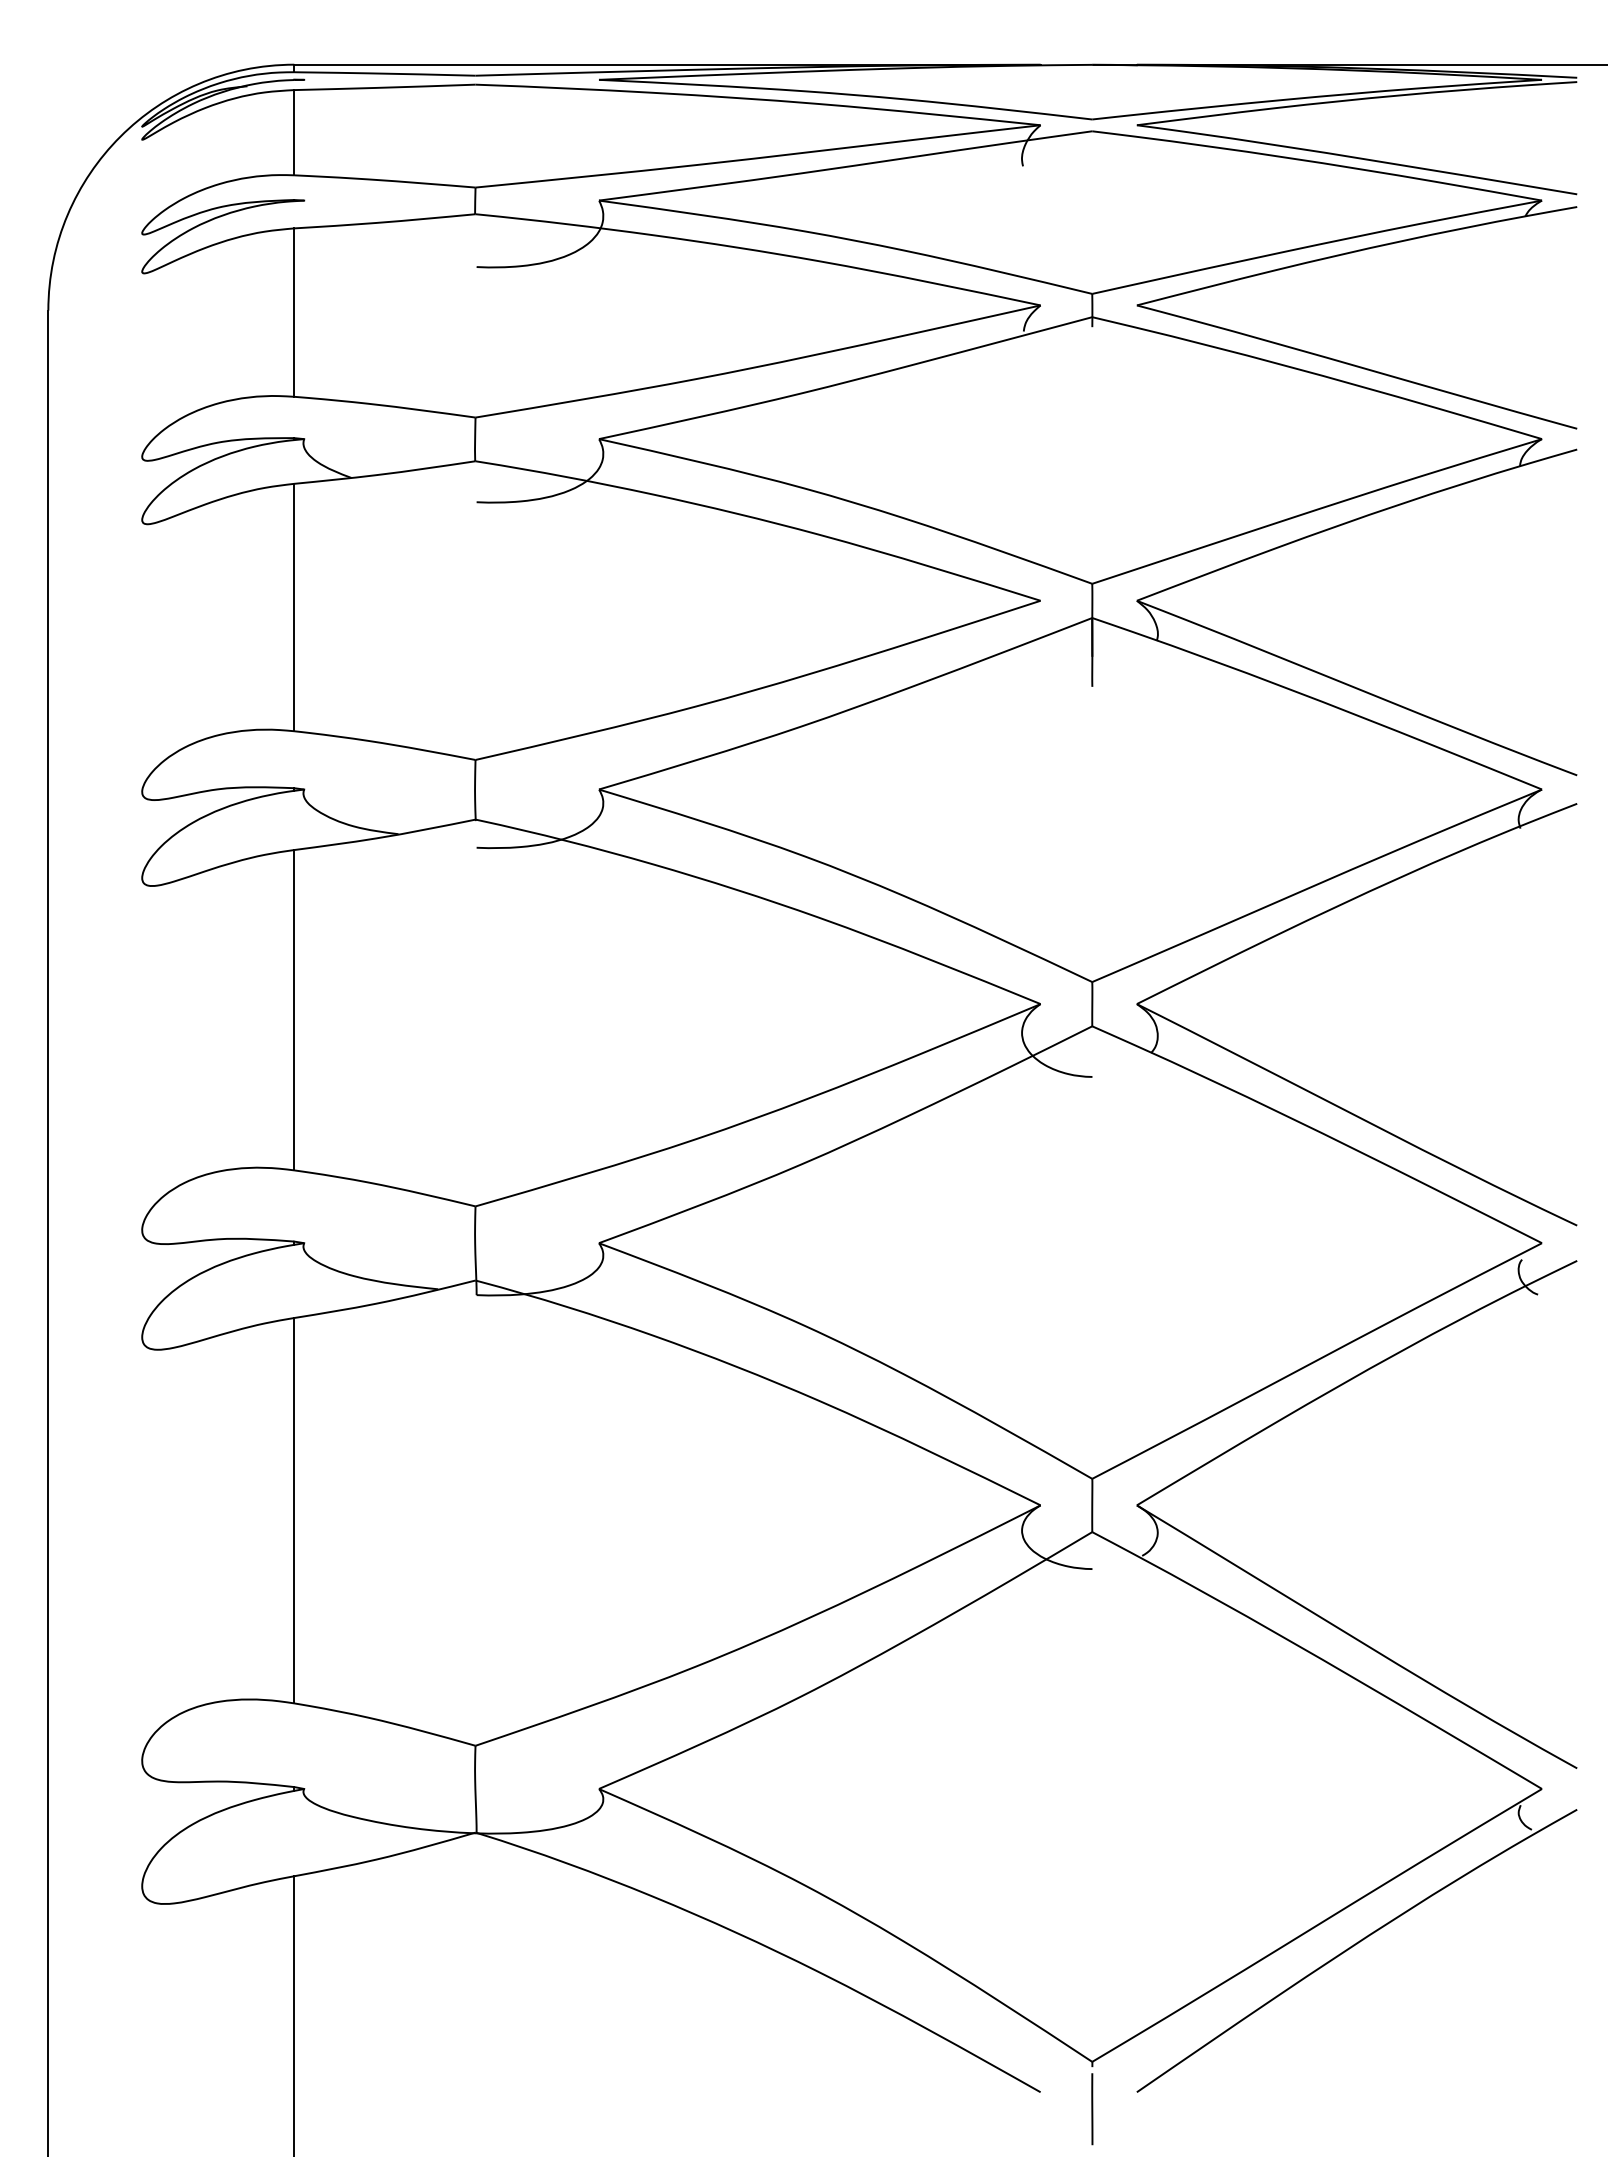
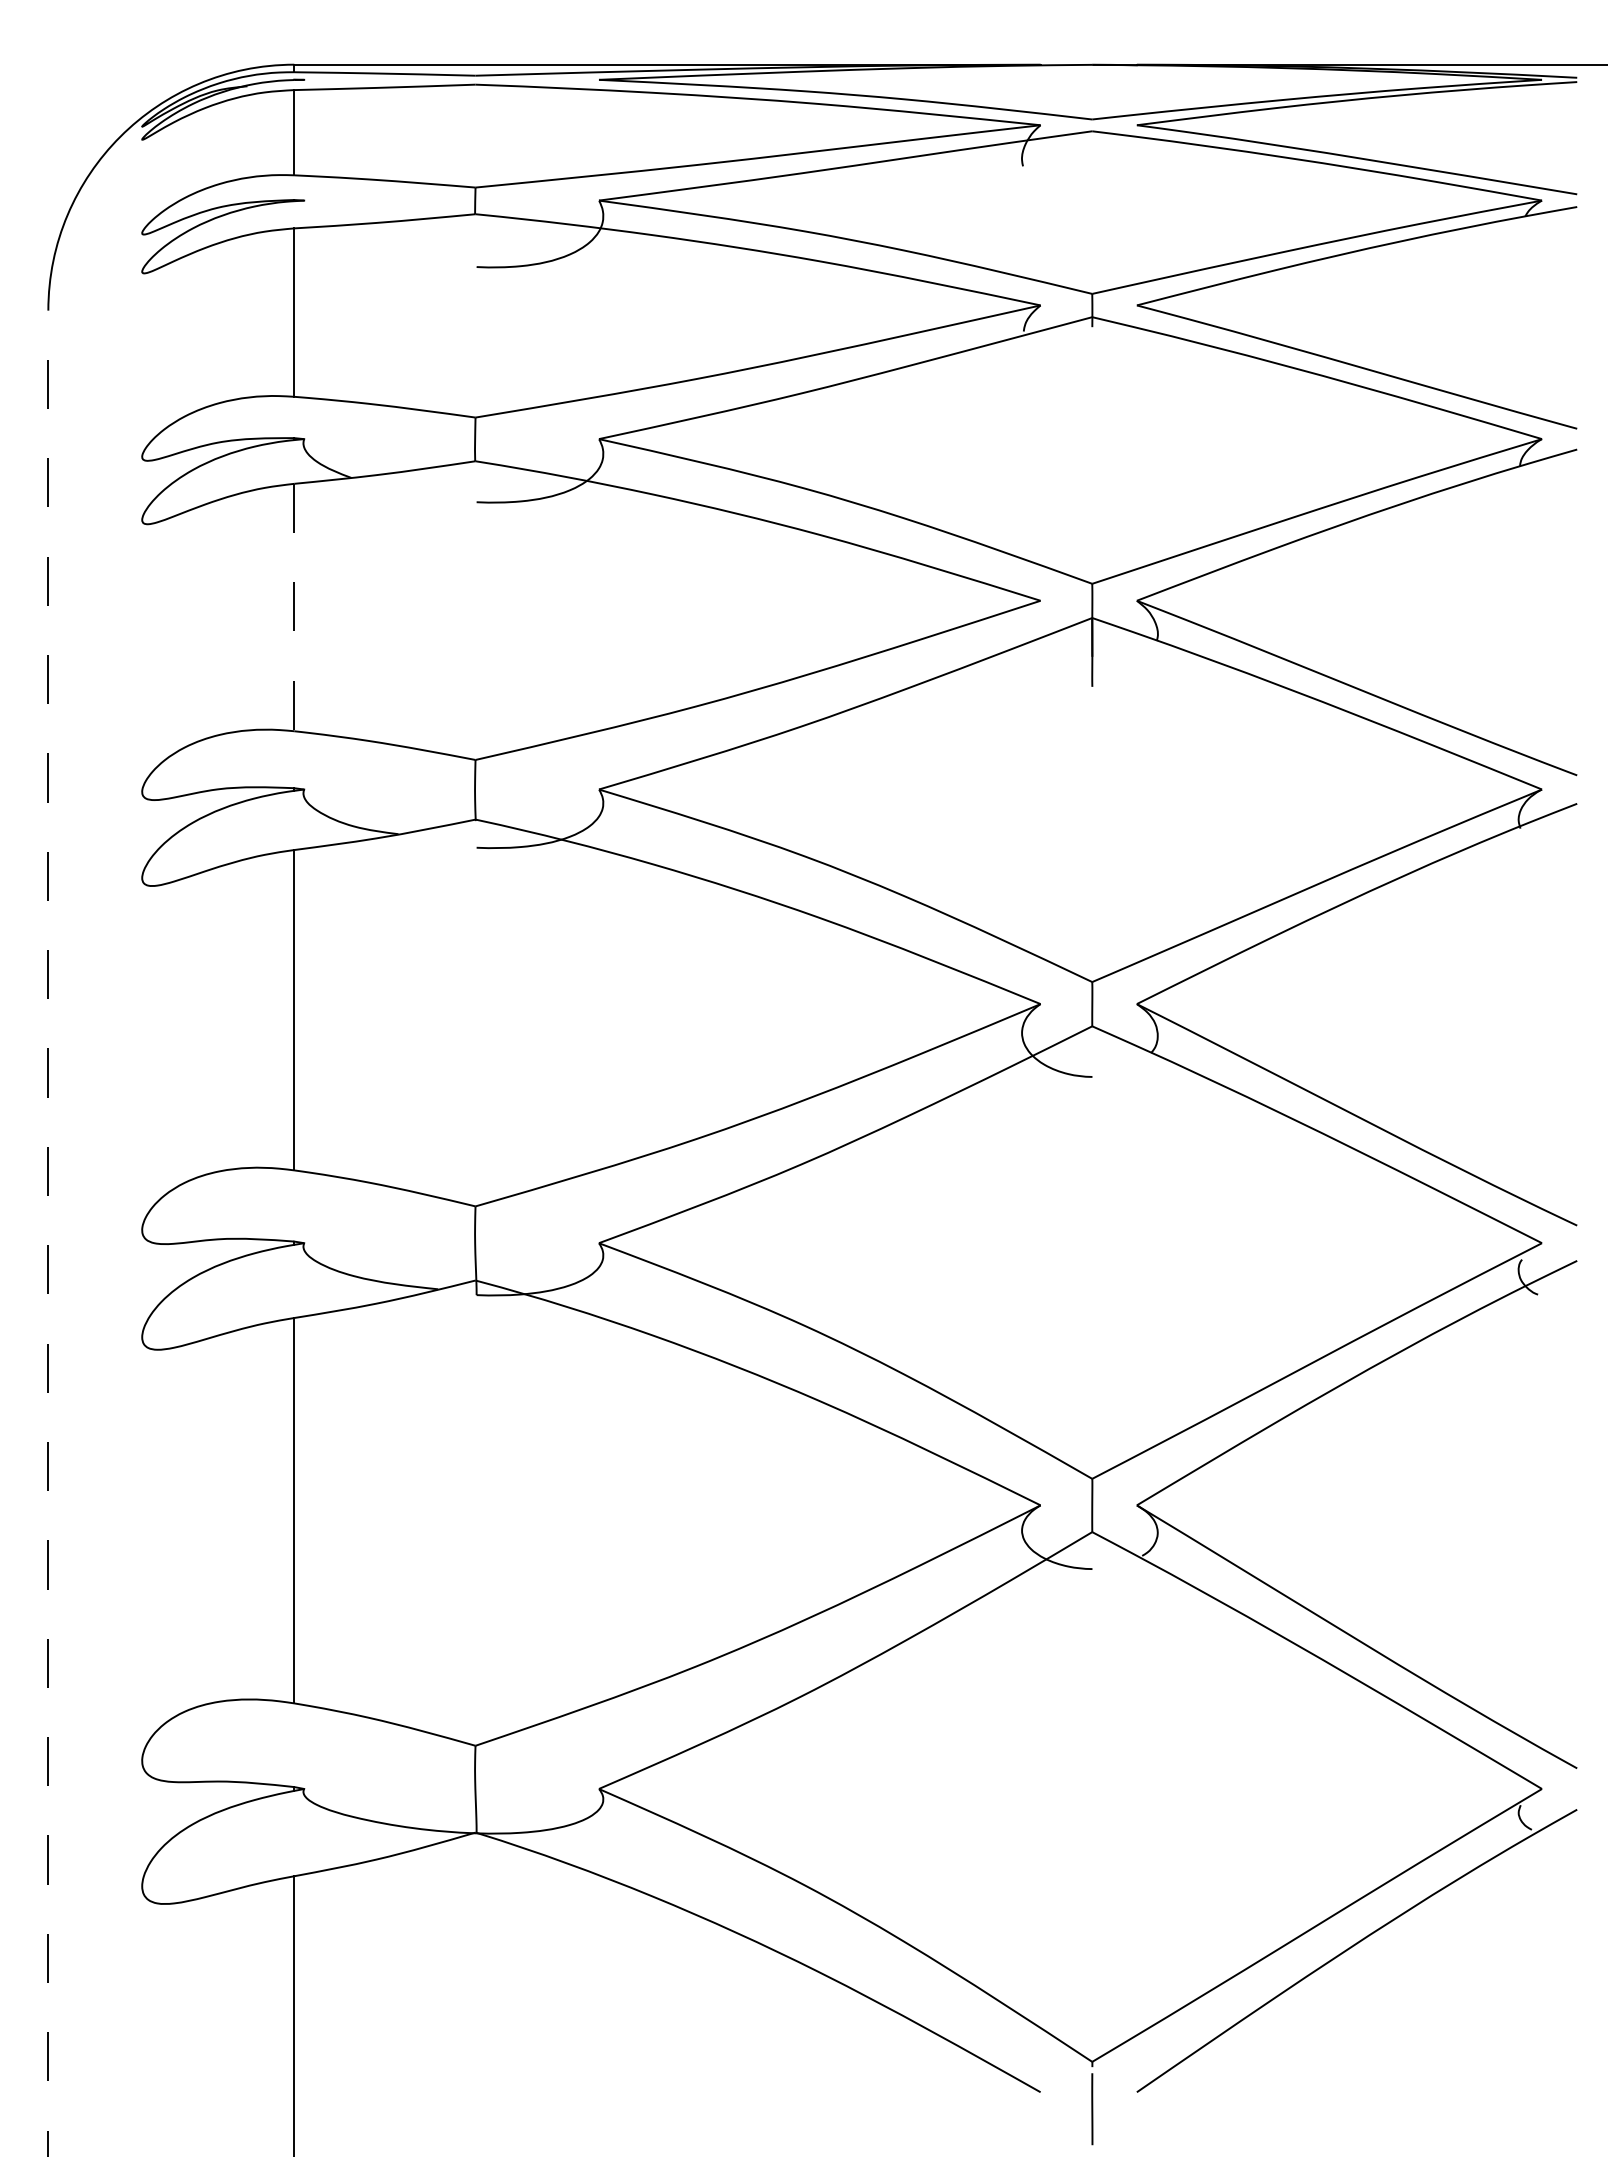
line: solid -> dashed (294, 607)
line: solid -> dashed (48, 1232)
